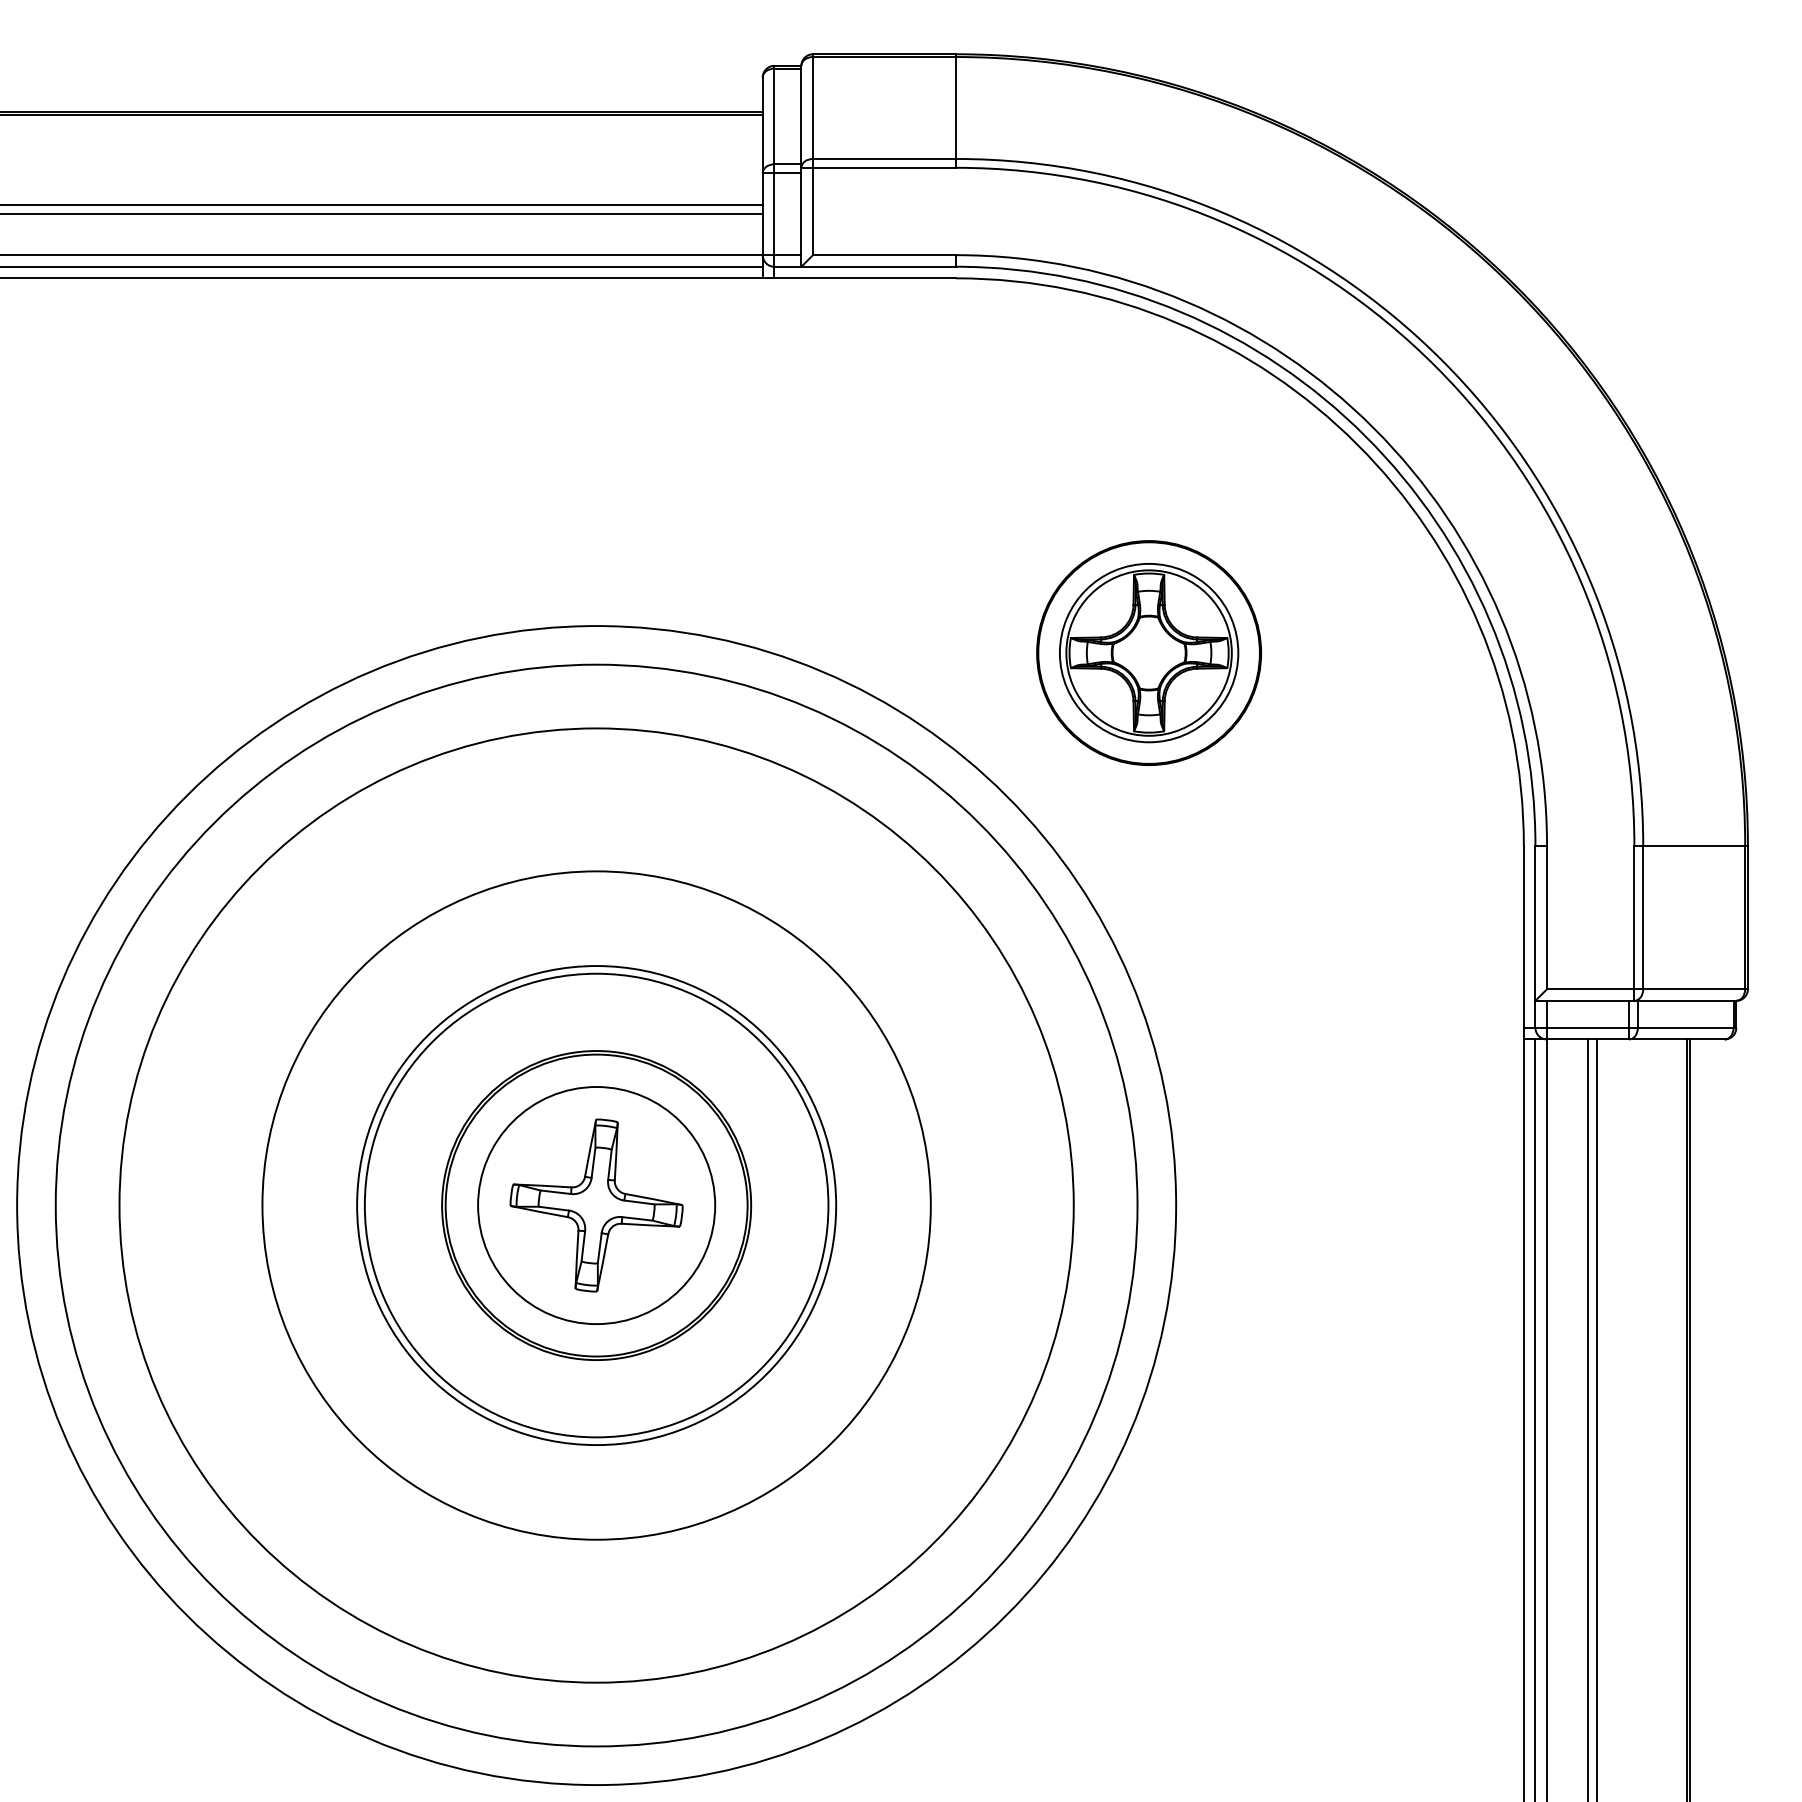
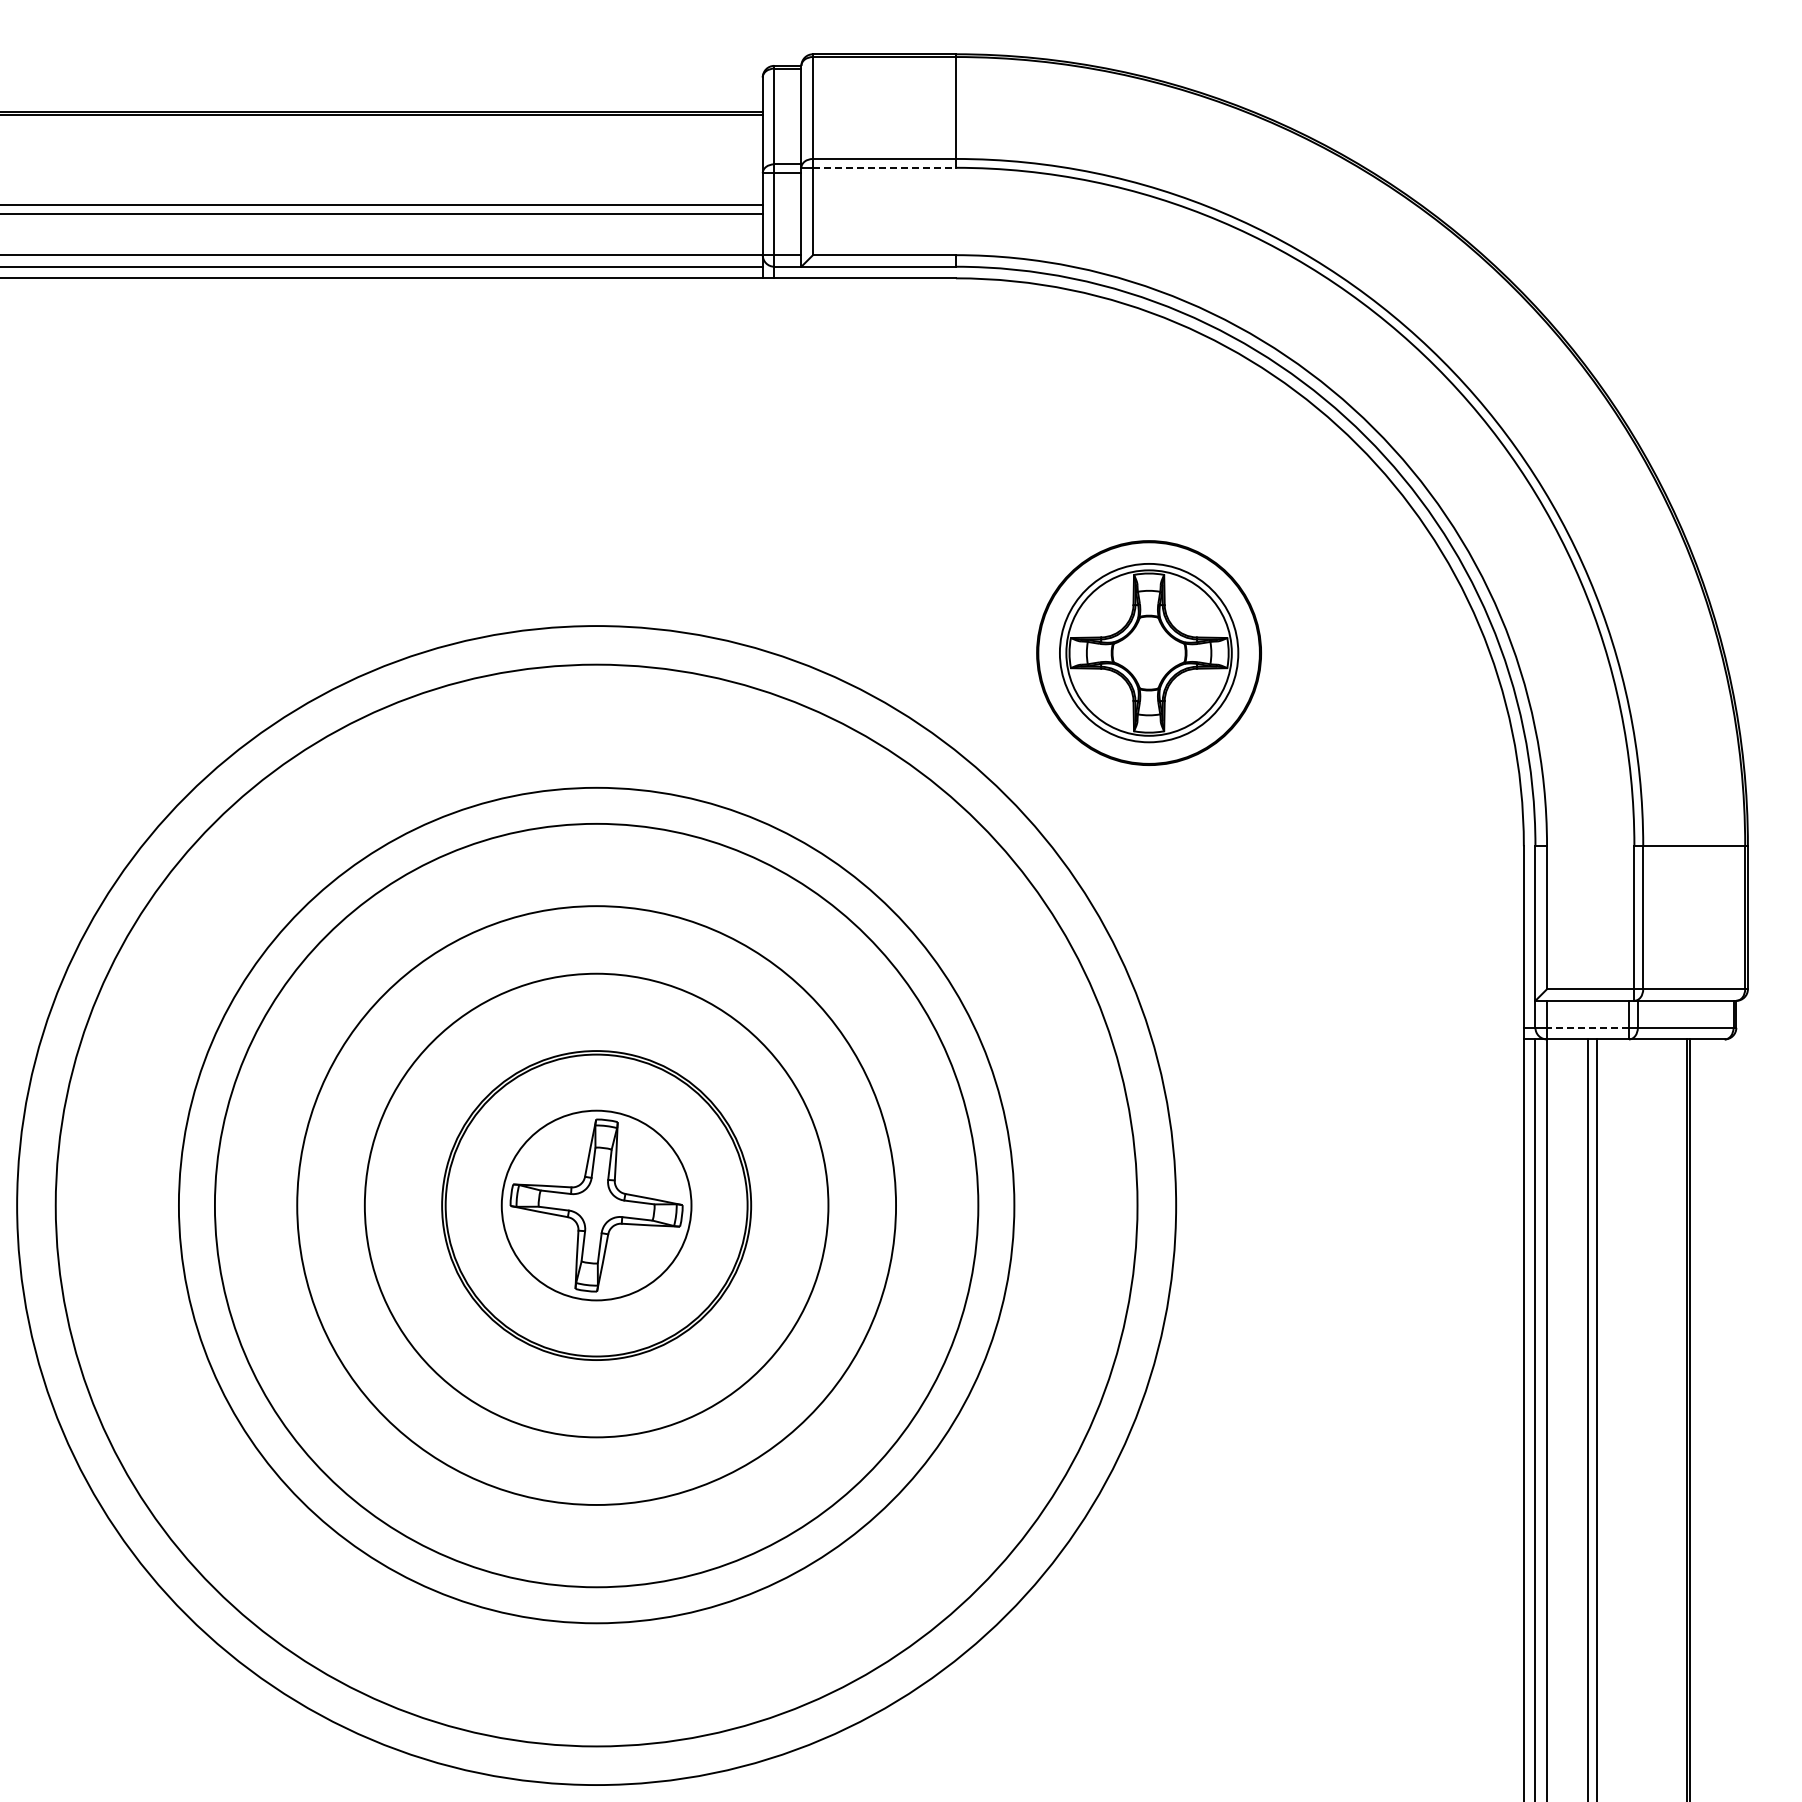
line: solid -> dashed (884, 167)
line: solid -> dashed (1588, 1027)
circle diameter: 237 px -> 190 px (596, 1205)
circle diameter: 479 px -> 599 px (596, 1205)
circle diameter: 668 px -> 835 px (596, 1205)
circle diameter: 954 px -> 763 px (596, 1205)
